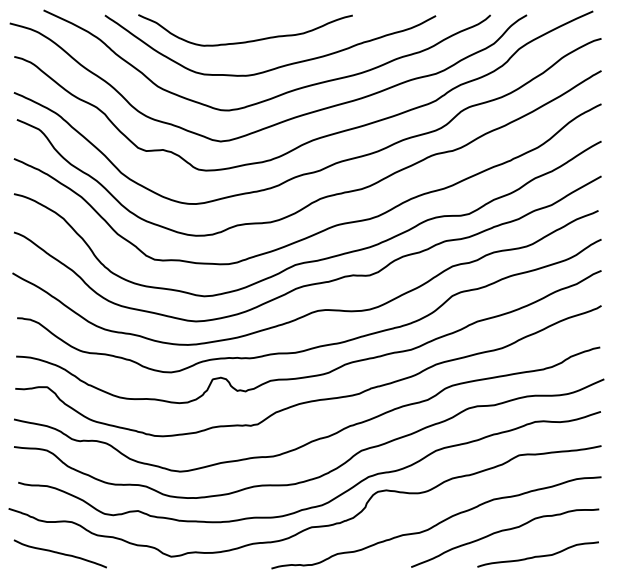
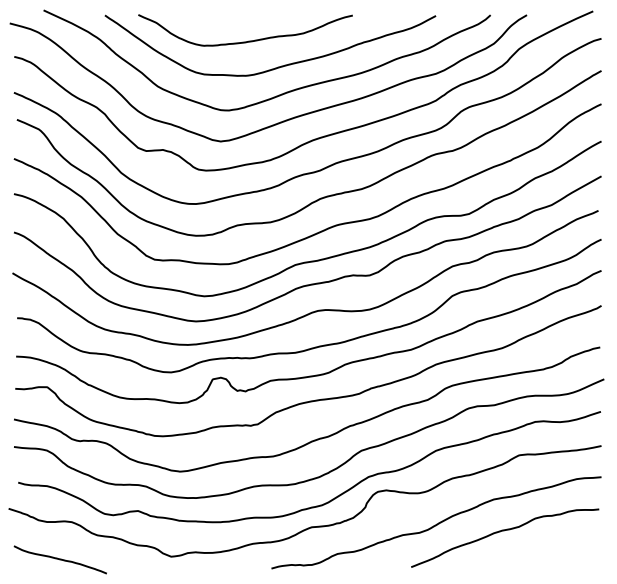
curve position: (59, 553) -> (59, 559) (59, 559)
curve: present -> none (537, 555)
